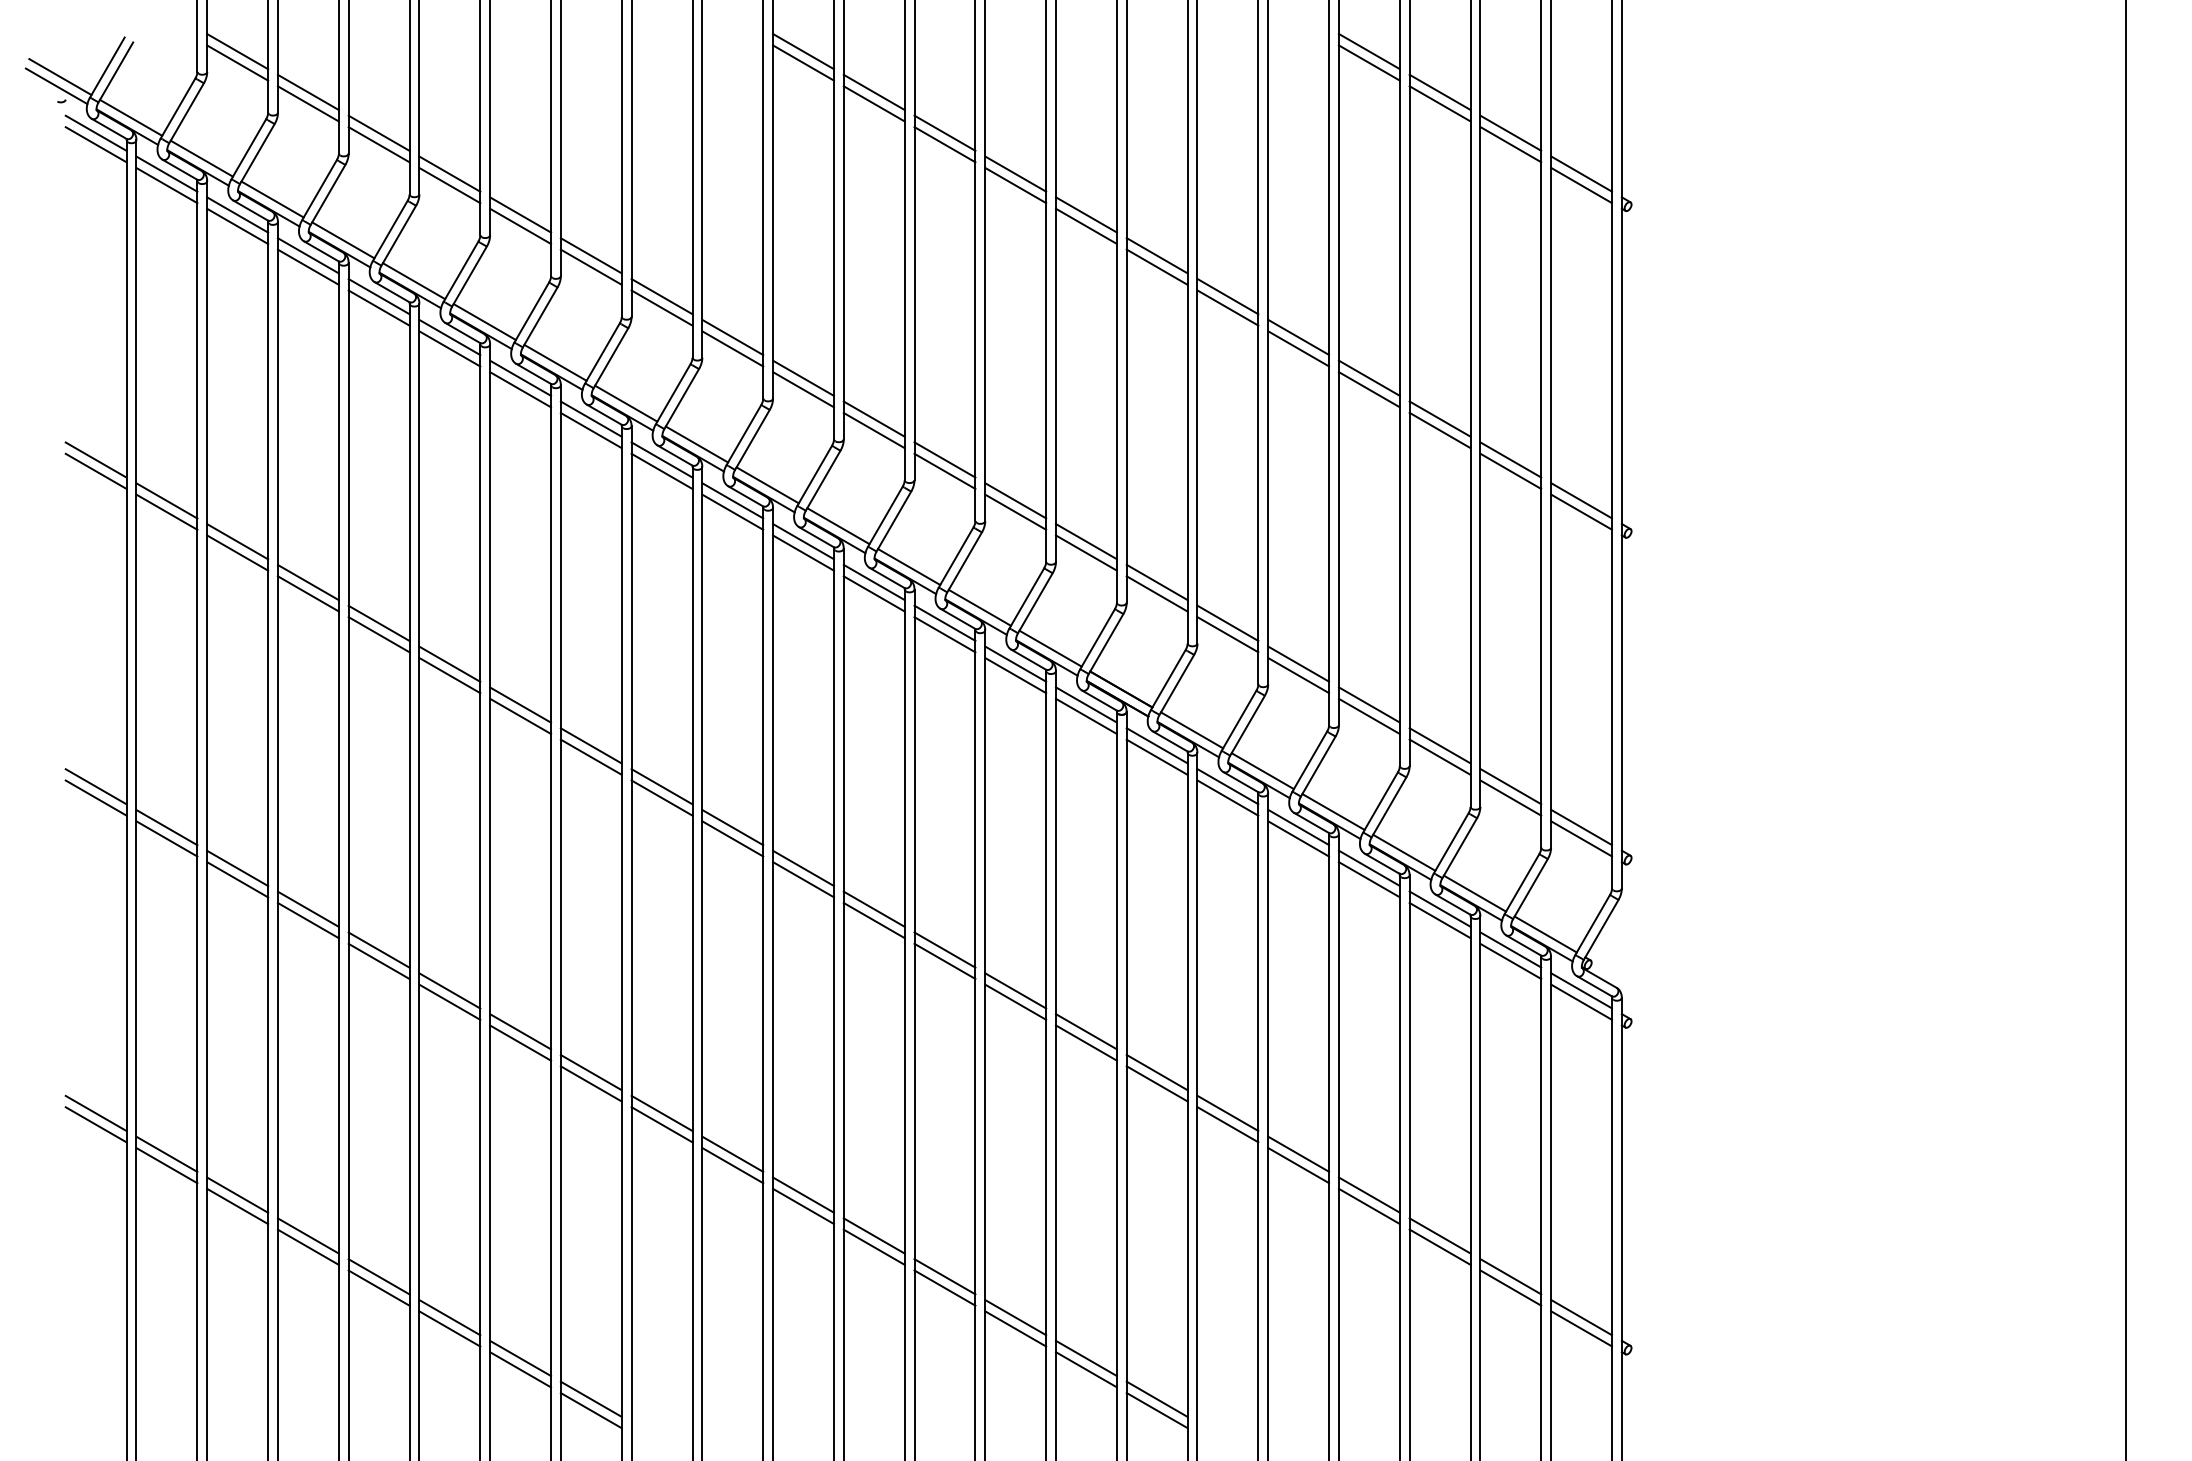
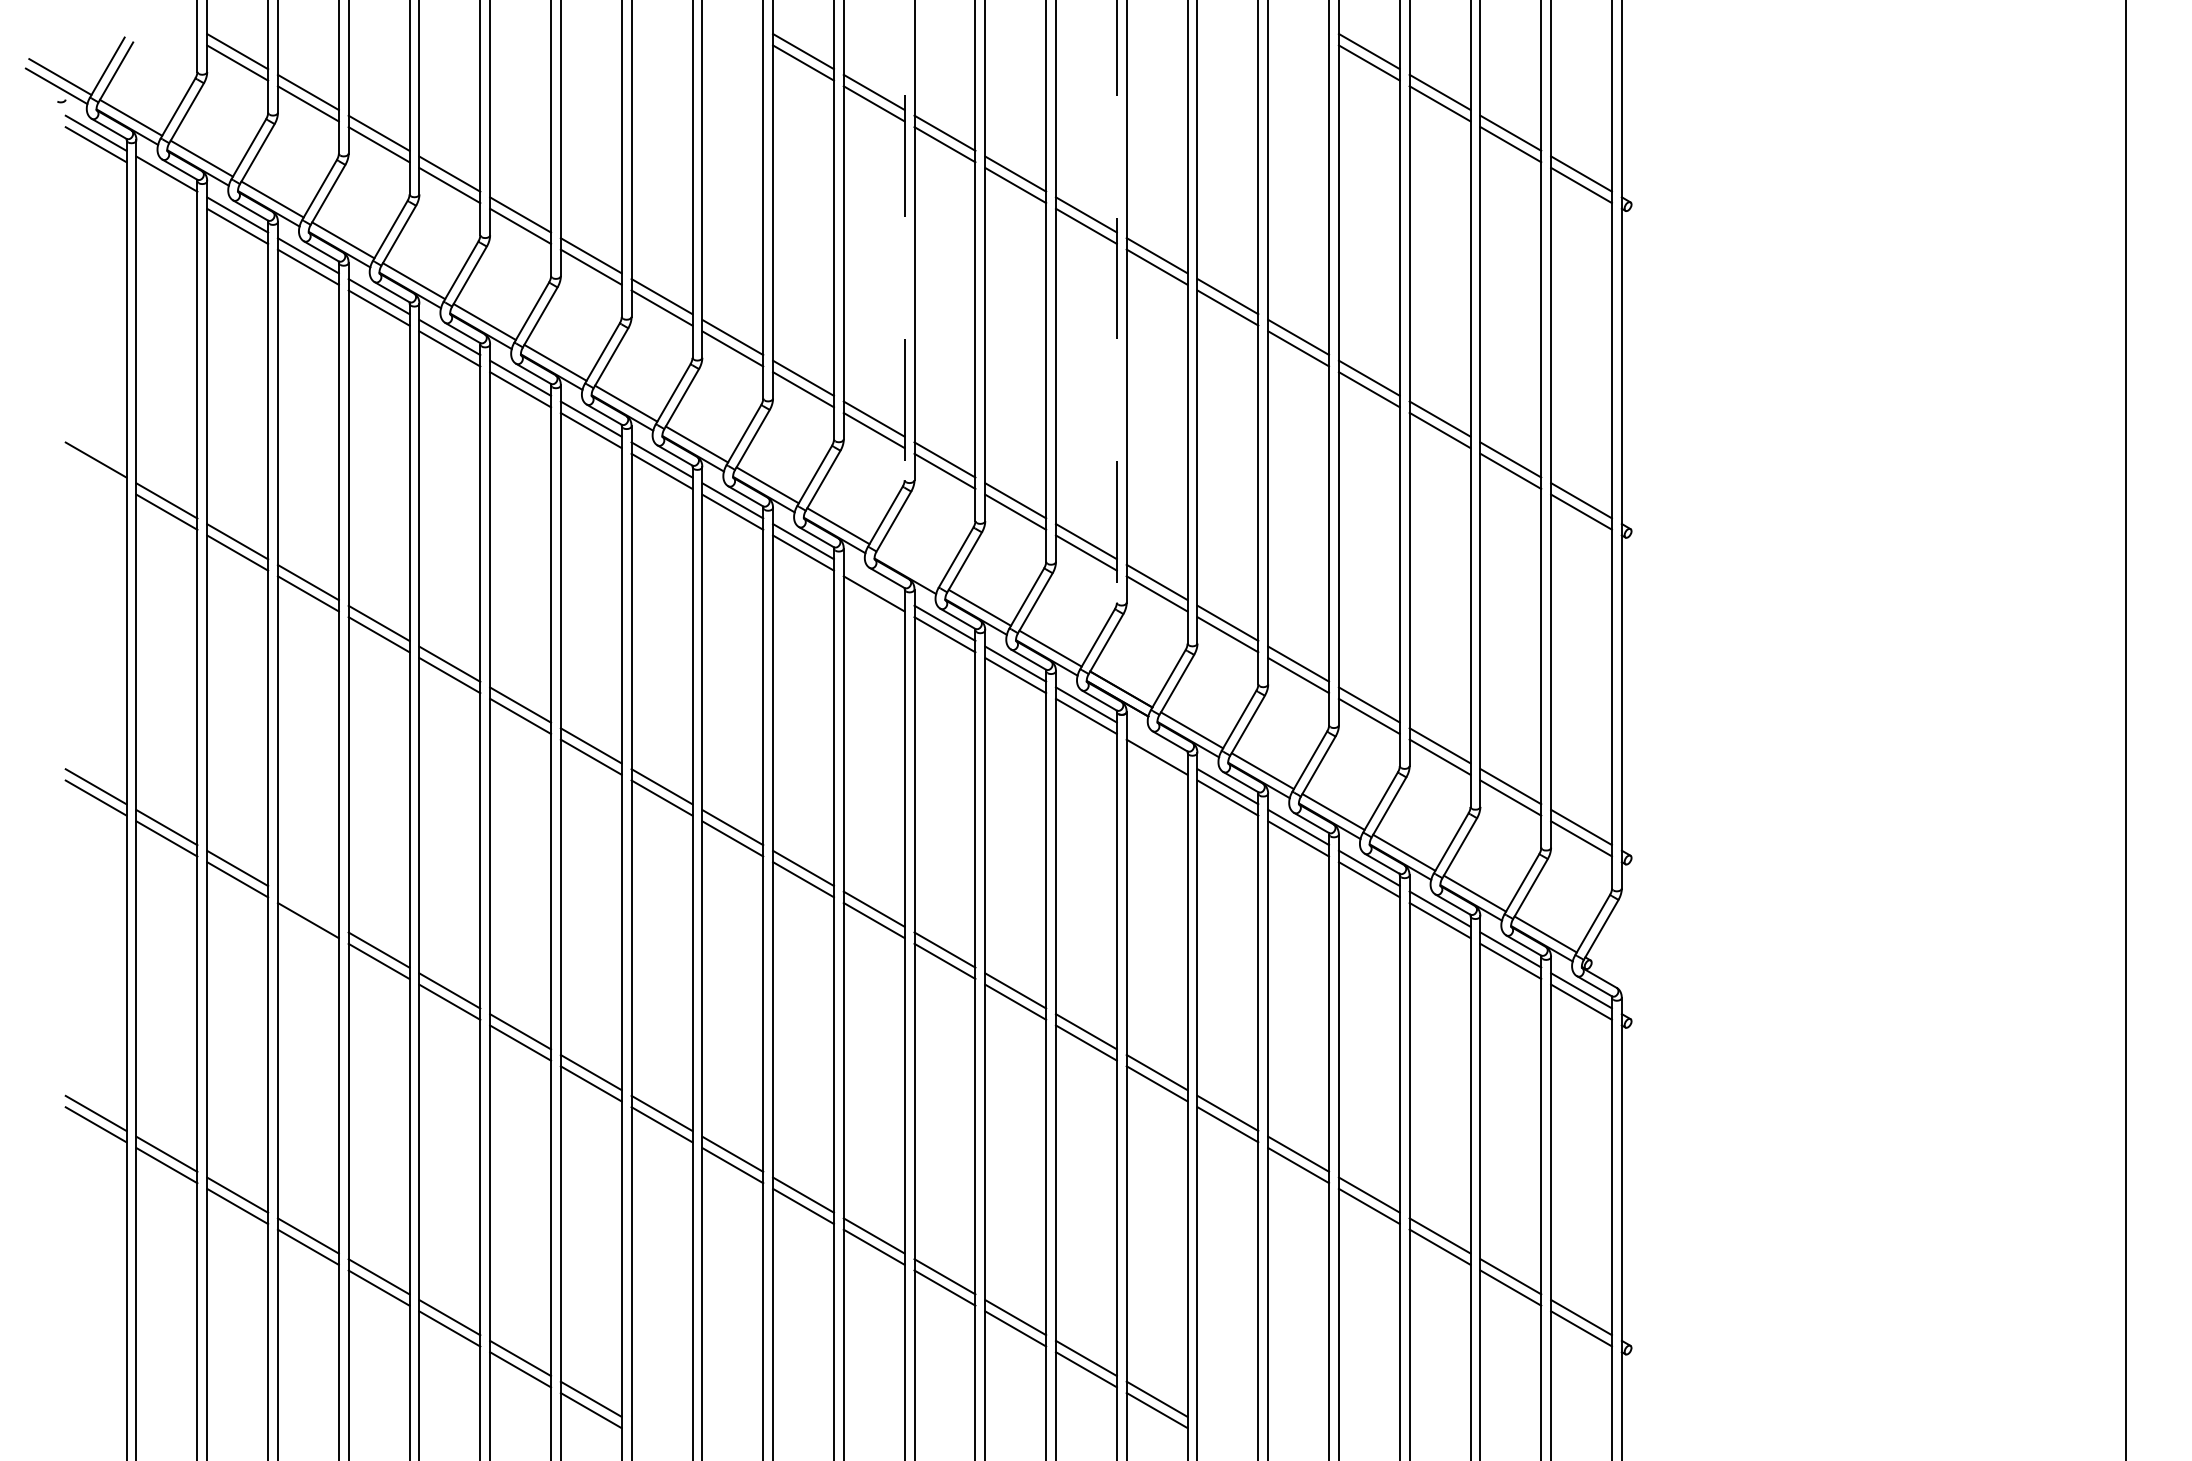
line: present -> none (166, 185)
line: solid -> dashed (904, 240)
line: solid -> dashed (1116, 301)
line: present -> none (95, 471)
line: present -> none (909, 566)
line: present -> none (873, 582)
line: present -> none (1156, 745)
line: present -> none (307, 908)
